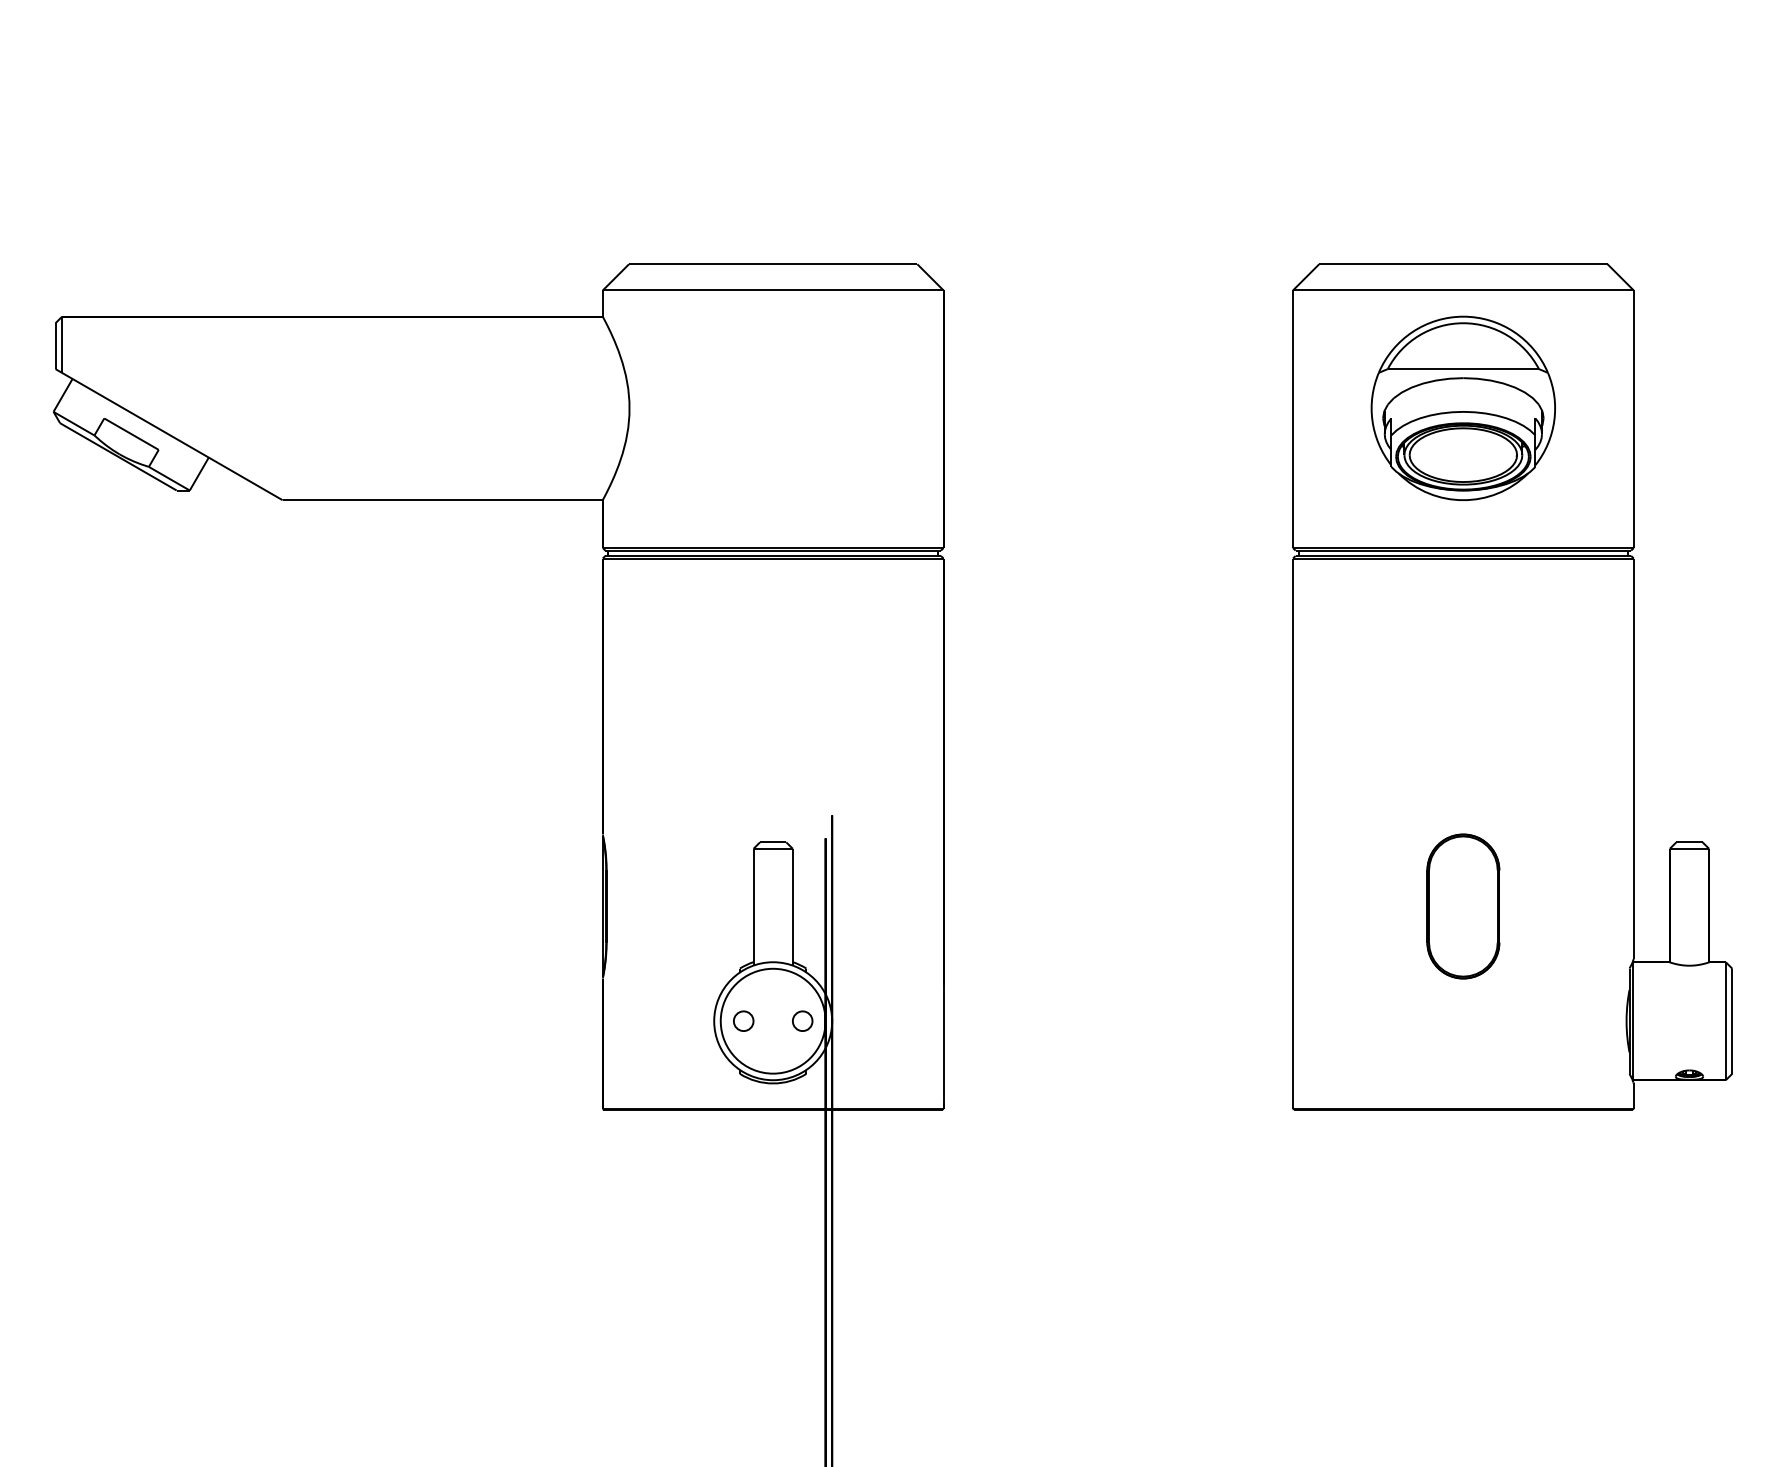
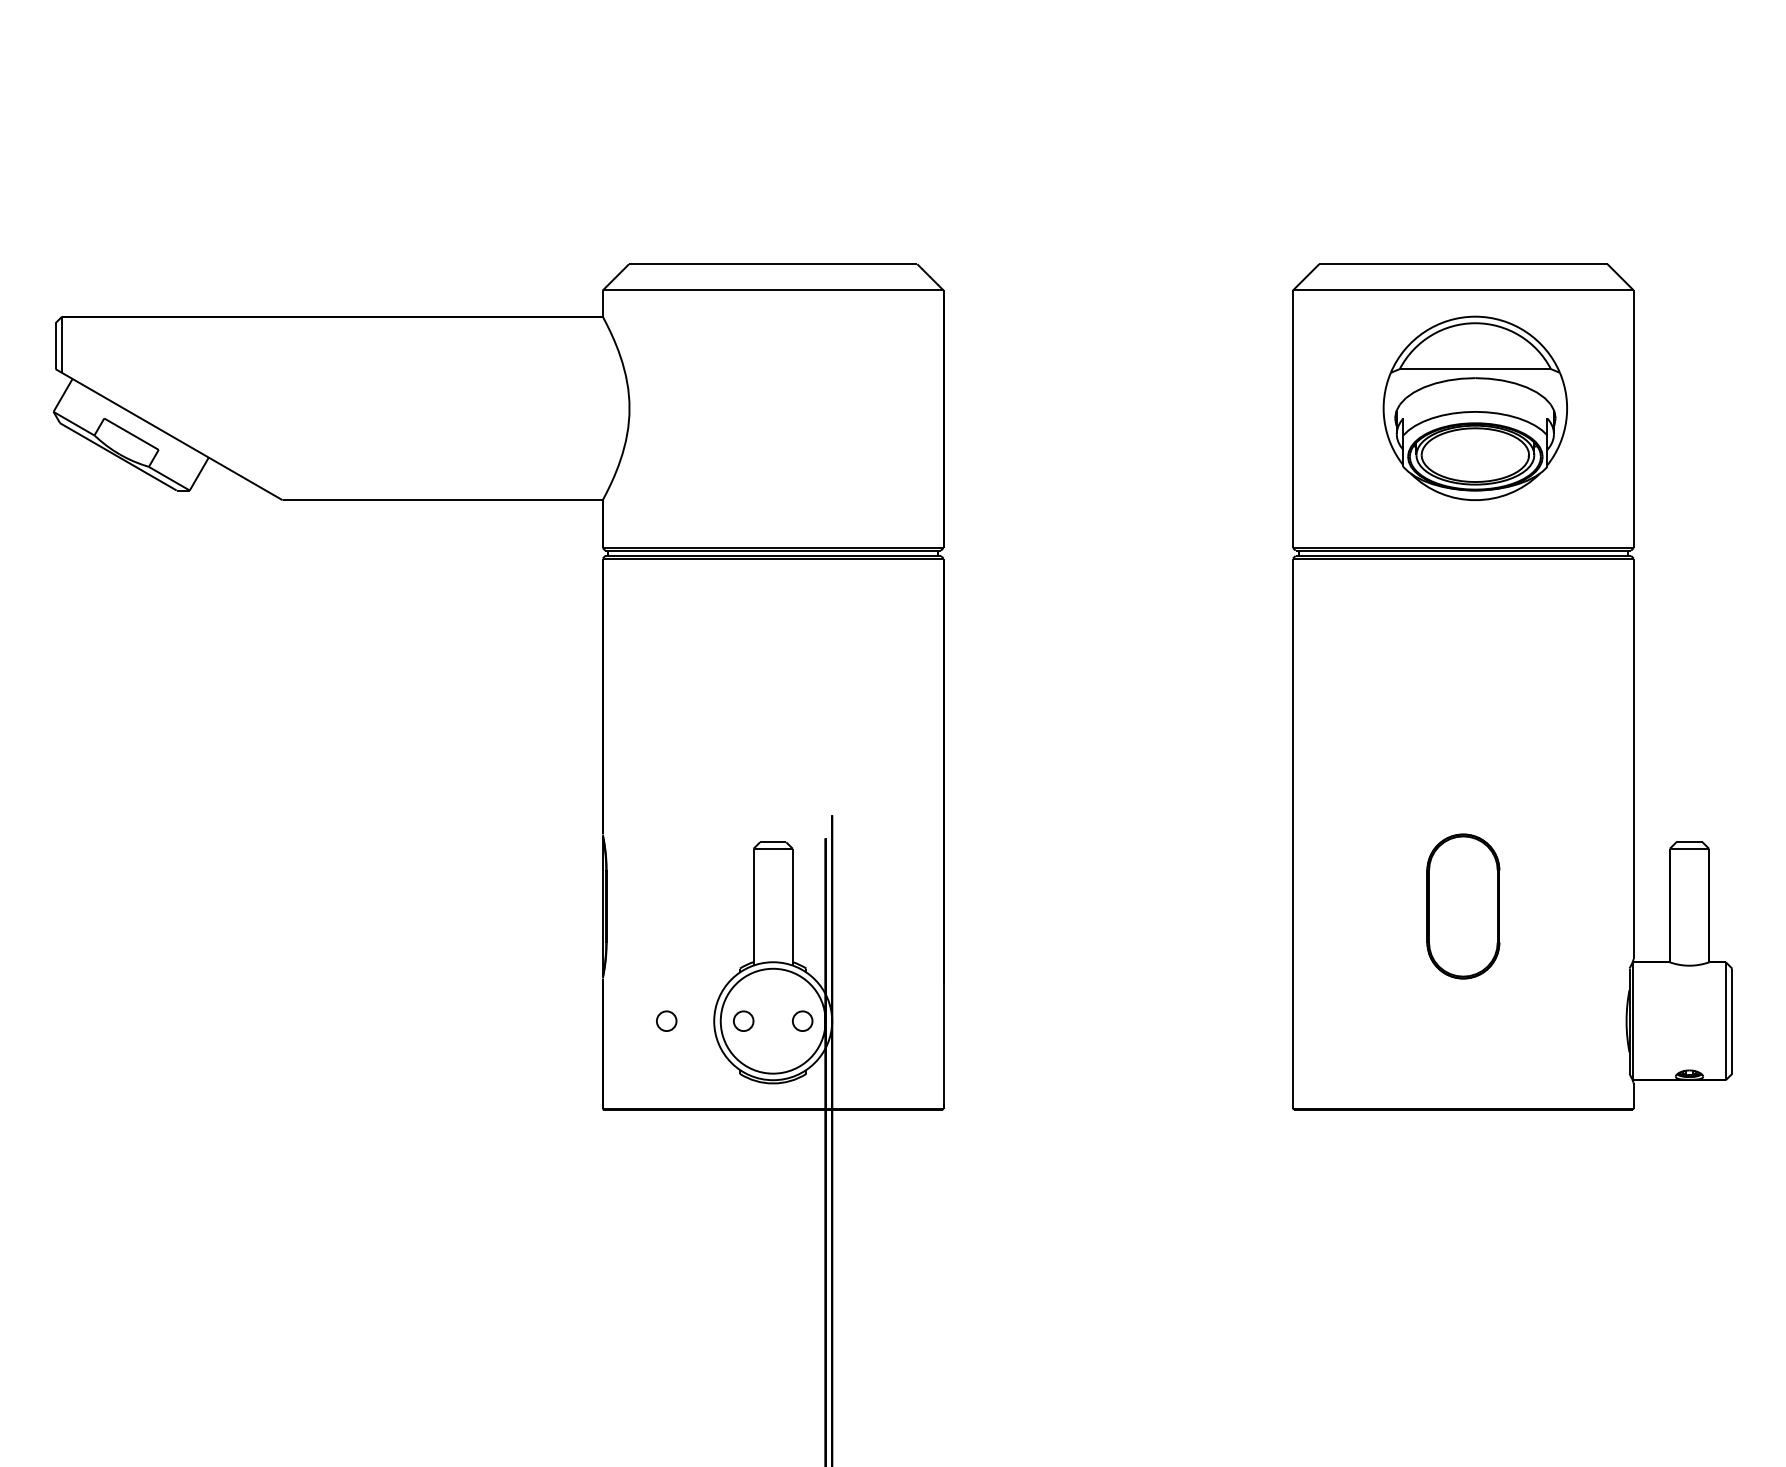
part position: (1462, 407) -> (1474, 407) (1474, 407)
part: none -> present (666, 1020)
